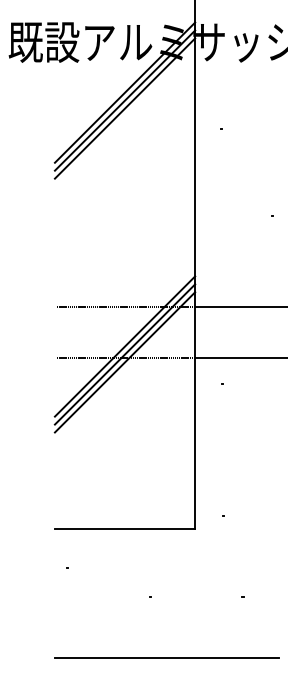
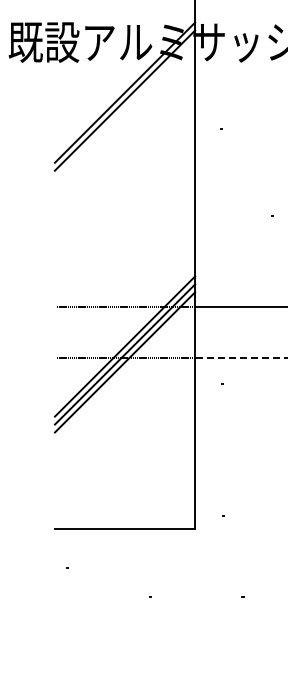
line: present -> none (124, 108)
line: solid -> dashed (240, 357)
line: present -> none (166, 657)
